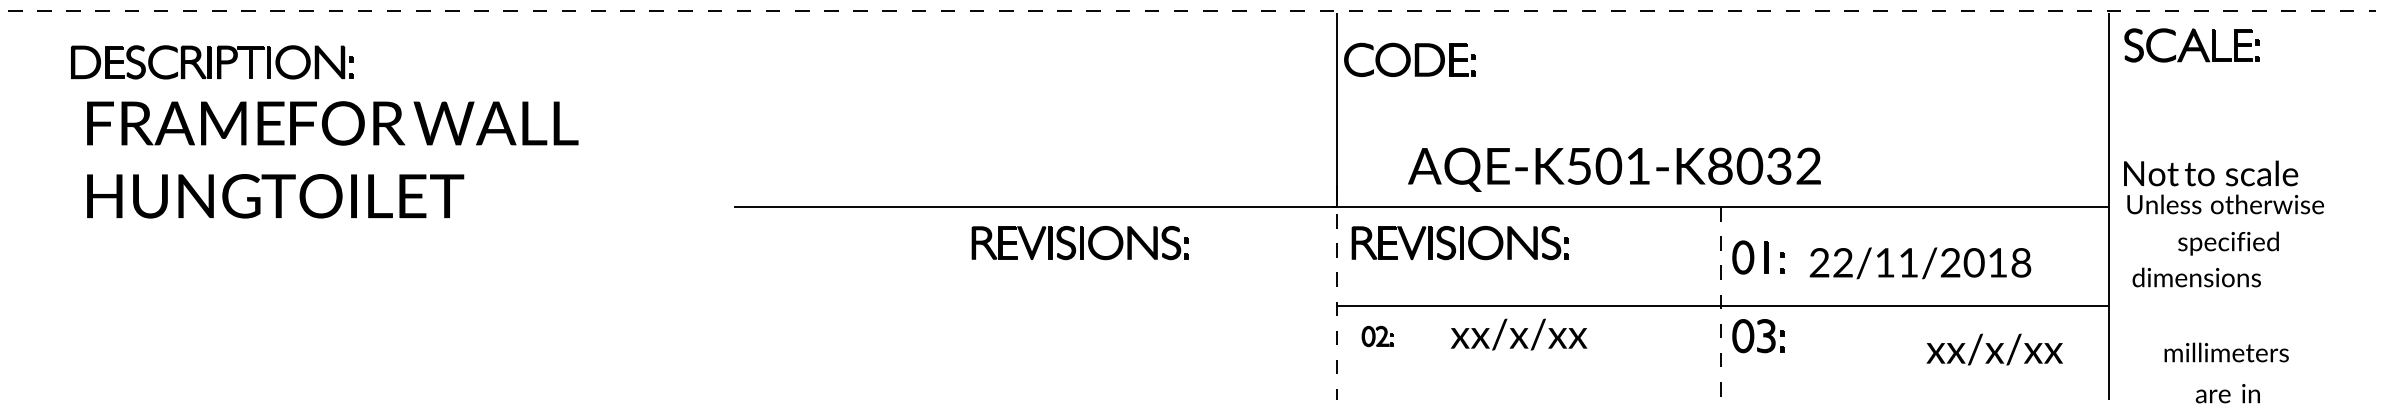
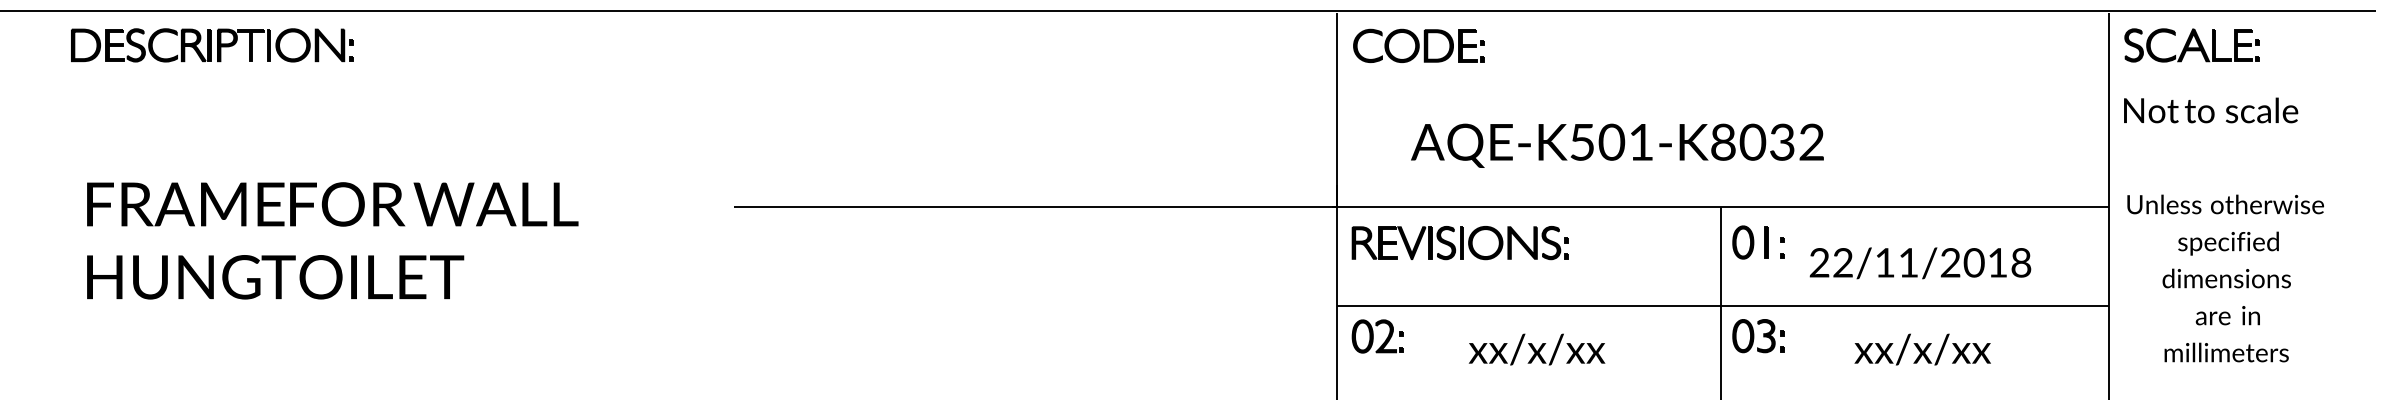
line: dashed -> solid (1188, 11)
part position: (1409, 59) -> (1418, 45) (1418, 45)
part position: (212, 62) -> (212, 45) (212, 45)
text position: (332, 159) -> (332, 240) (332, 240)
text position: (1614, 169) -> (1617, 145) (1617, 145)
text position: (2211, 173) -> (2211, 110) (2211, 110)
part: present -> none (1079, 243)
part position: (1758, 257) -> (1758, 242) (1758, 242)
text position: (2196, 277) -> (2226, 278) (2226, 278)
line: dashed -> solid (1337, 292)
line: dashed -> solid (1720, 303)
text position: (1518, 334) -> (1536, 349) (1536, 349)
part size: 33x23 px -> 53x35 px (1377, 336)
text position: (1994, 349) -> (1922, 349) (1922, 349)
text position: (2227, 393) -> (2227, 315) (2227, 315)
